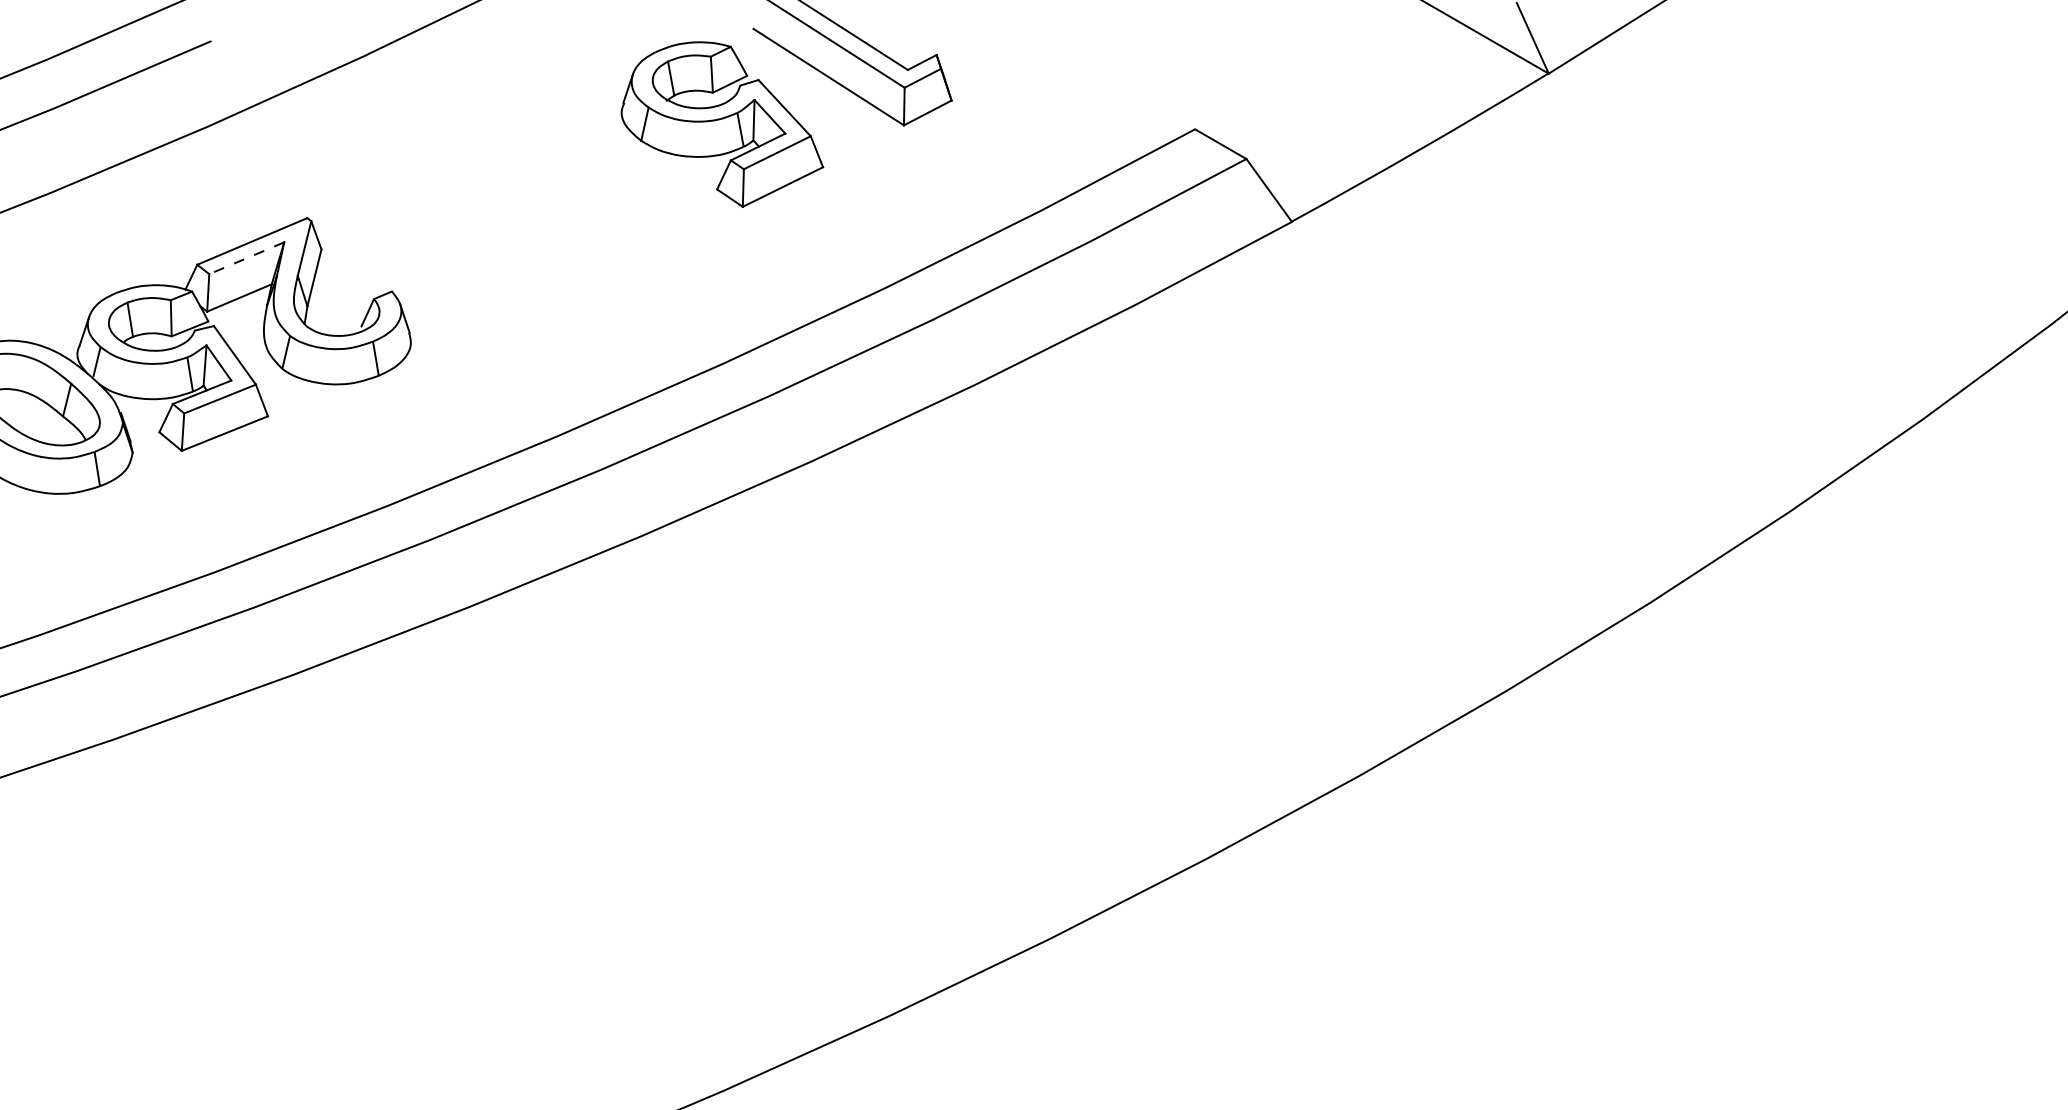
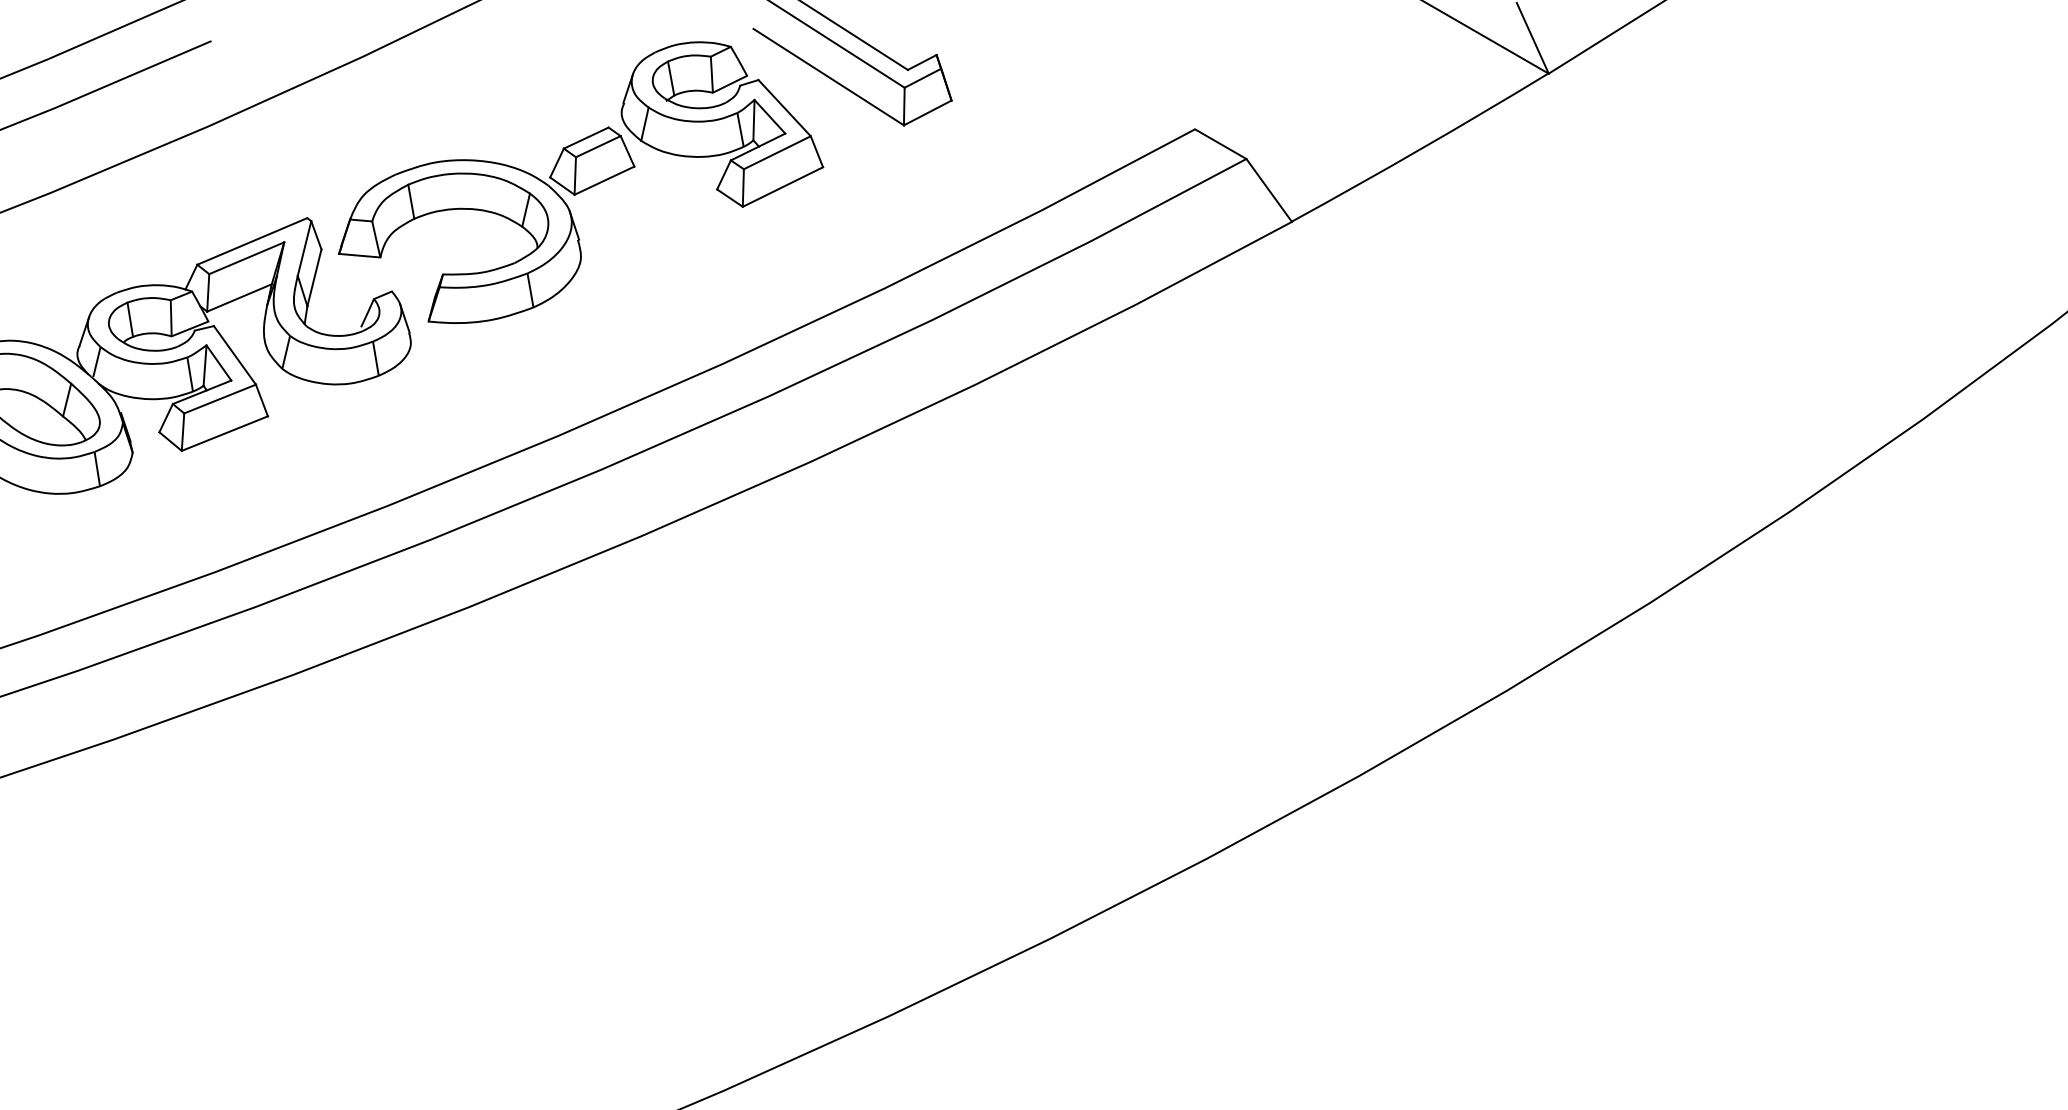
part: none -> present (486, 212)
line: dashed -> solid (246, 258)
